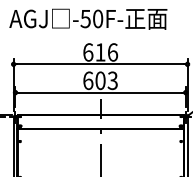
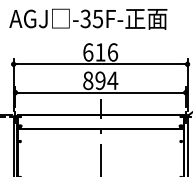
text: -50F- -> -35F- (92, 18)
text: 603 -> 894 (100, 80)
